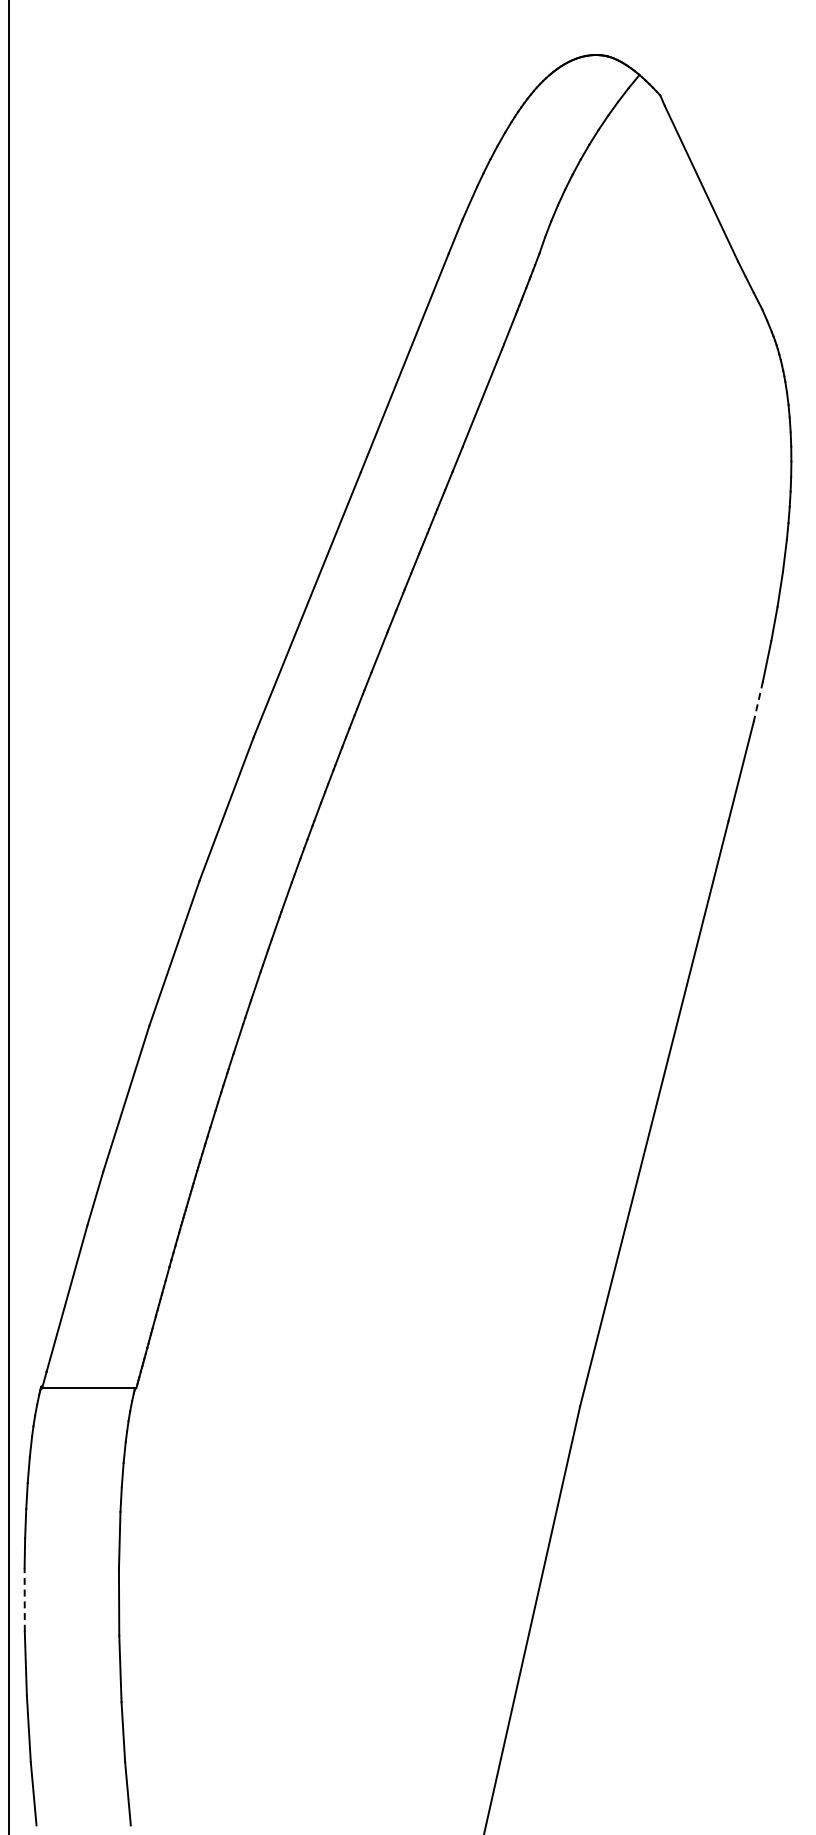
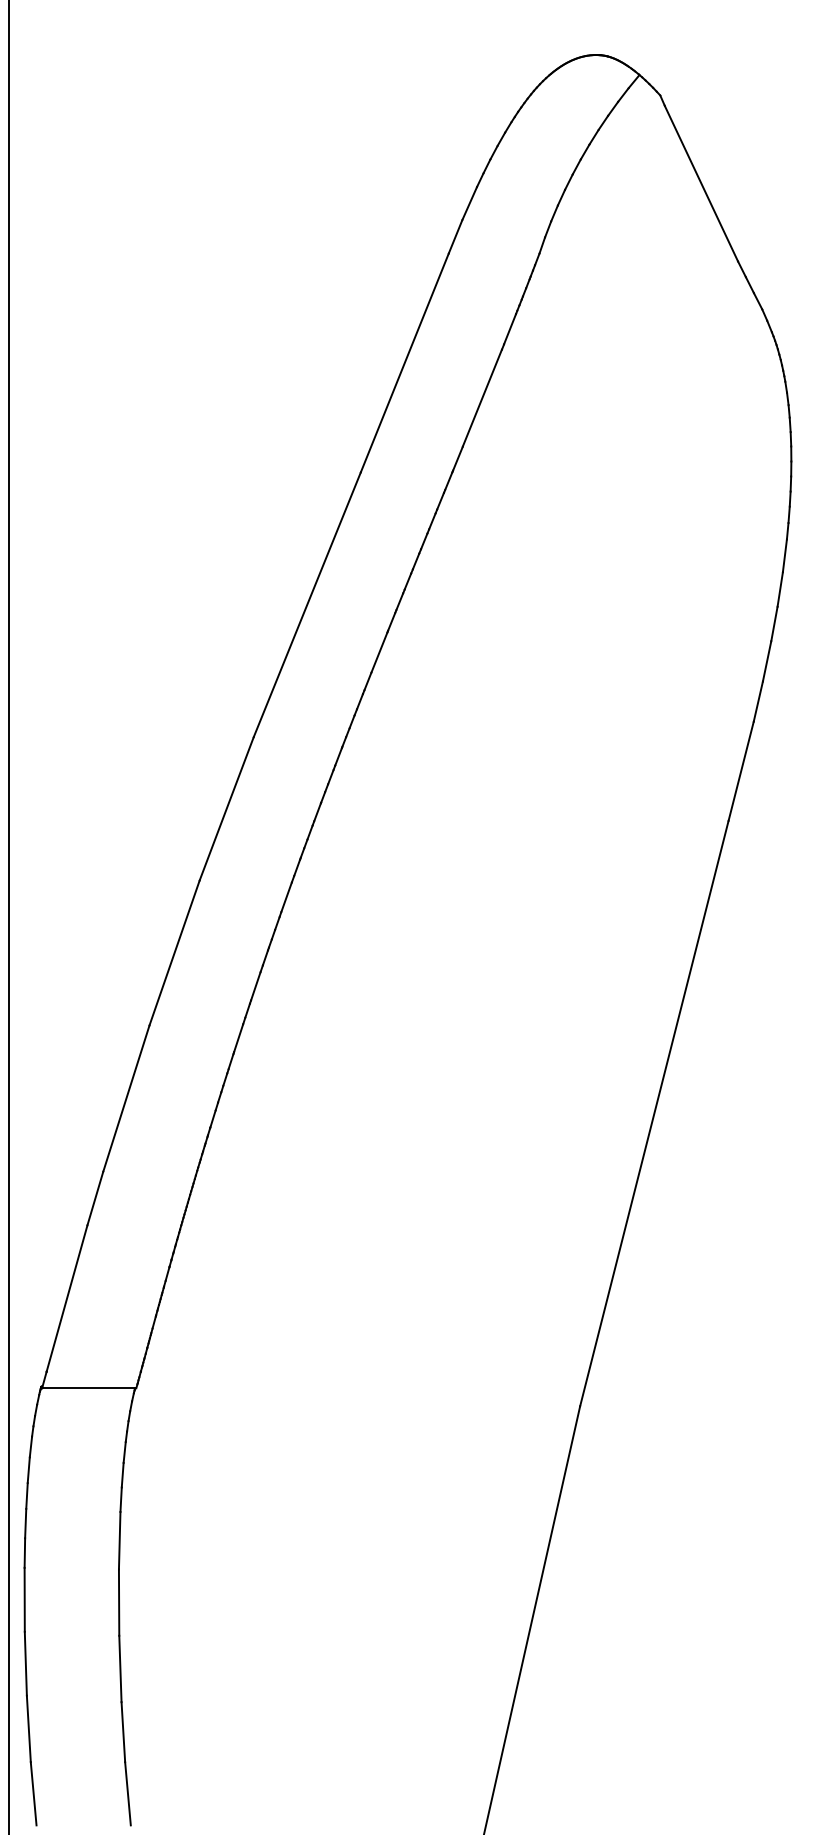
line: dashed -> solid (758, 701)
line: dashed -> solid (24, 1599)
